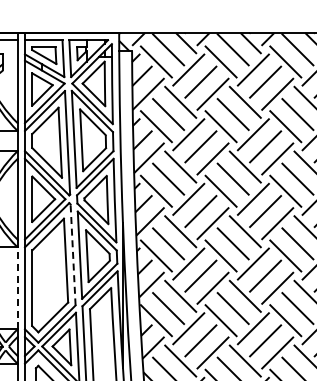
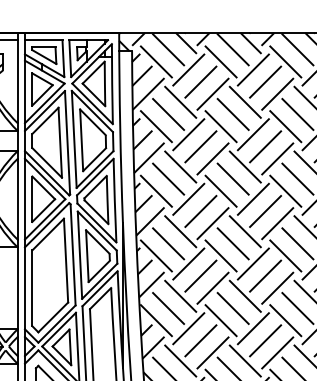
line: dashed -> solid (73, 254)
line: dashed -> solid (17, 288)
